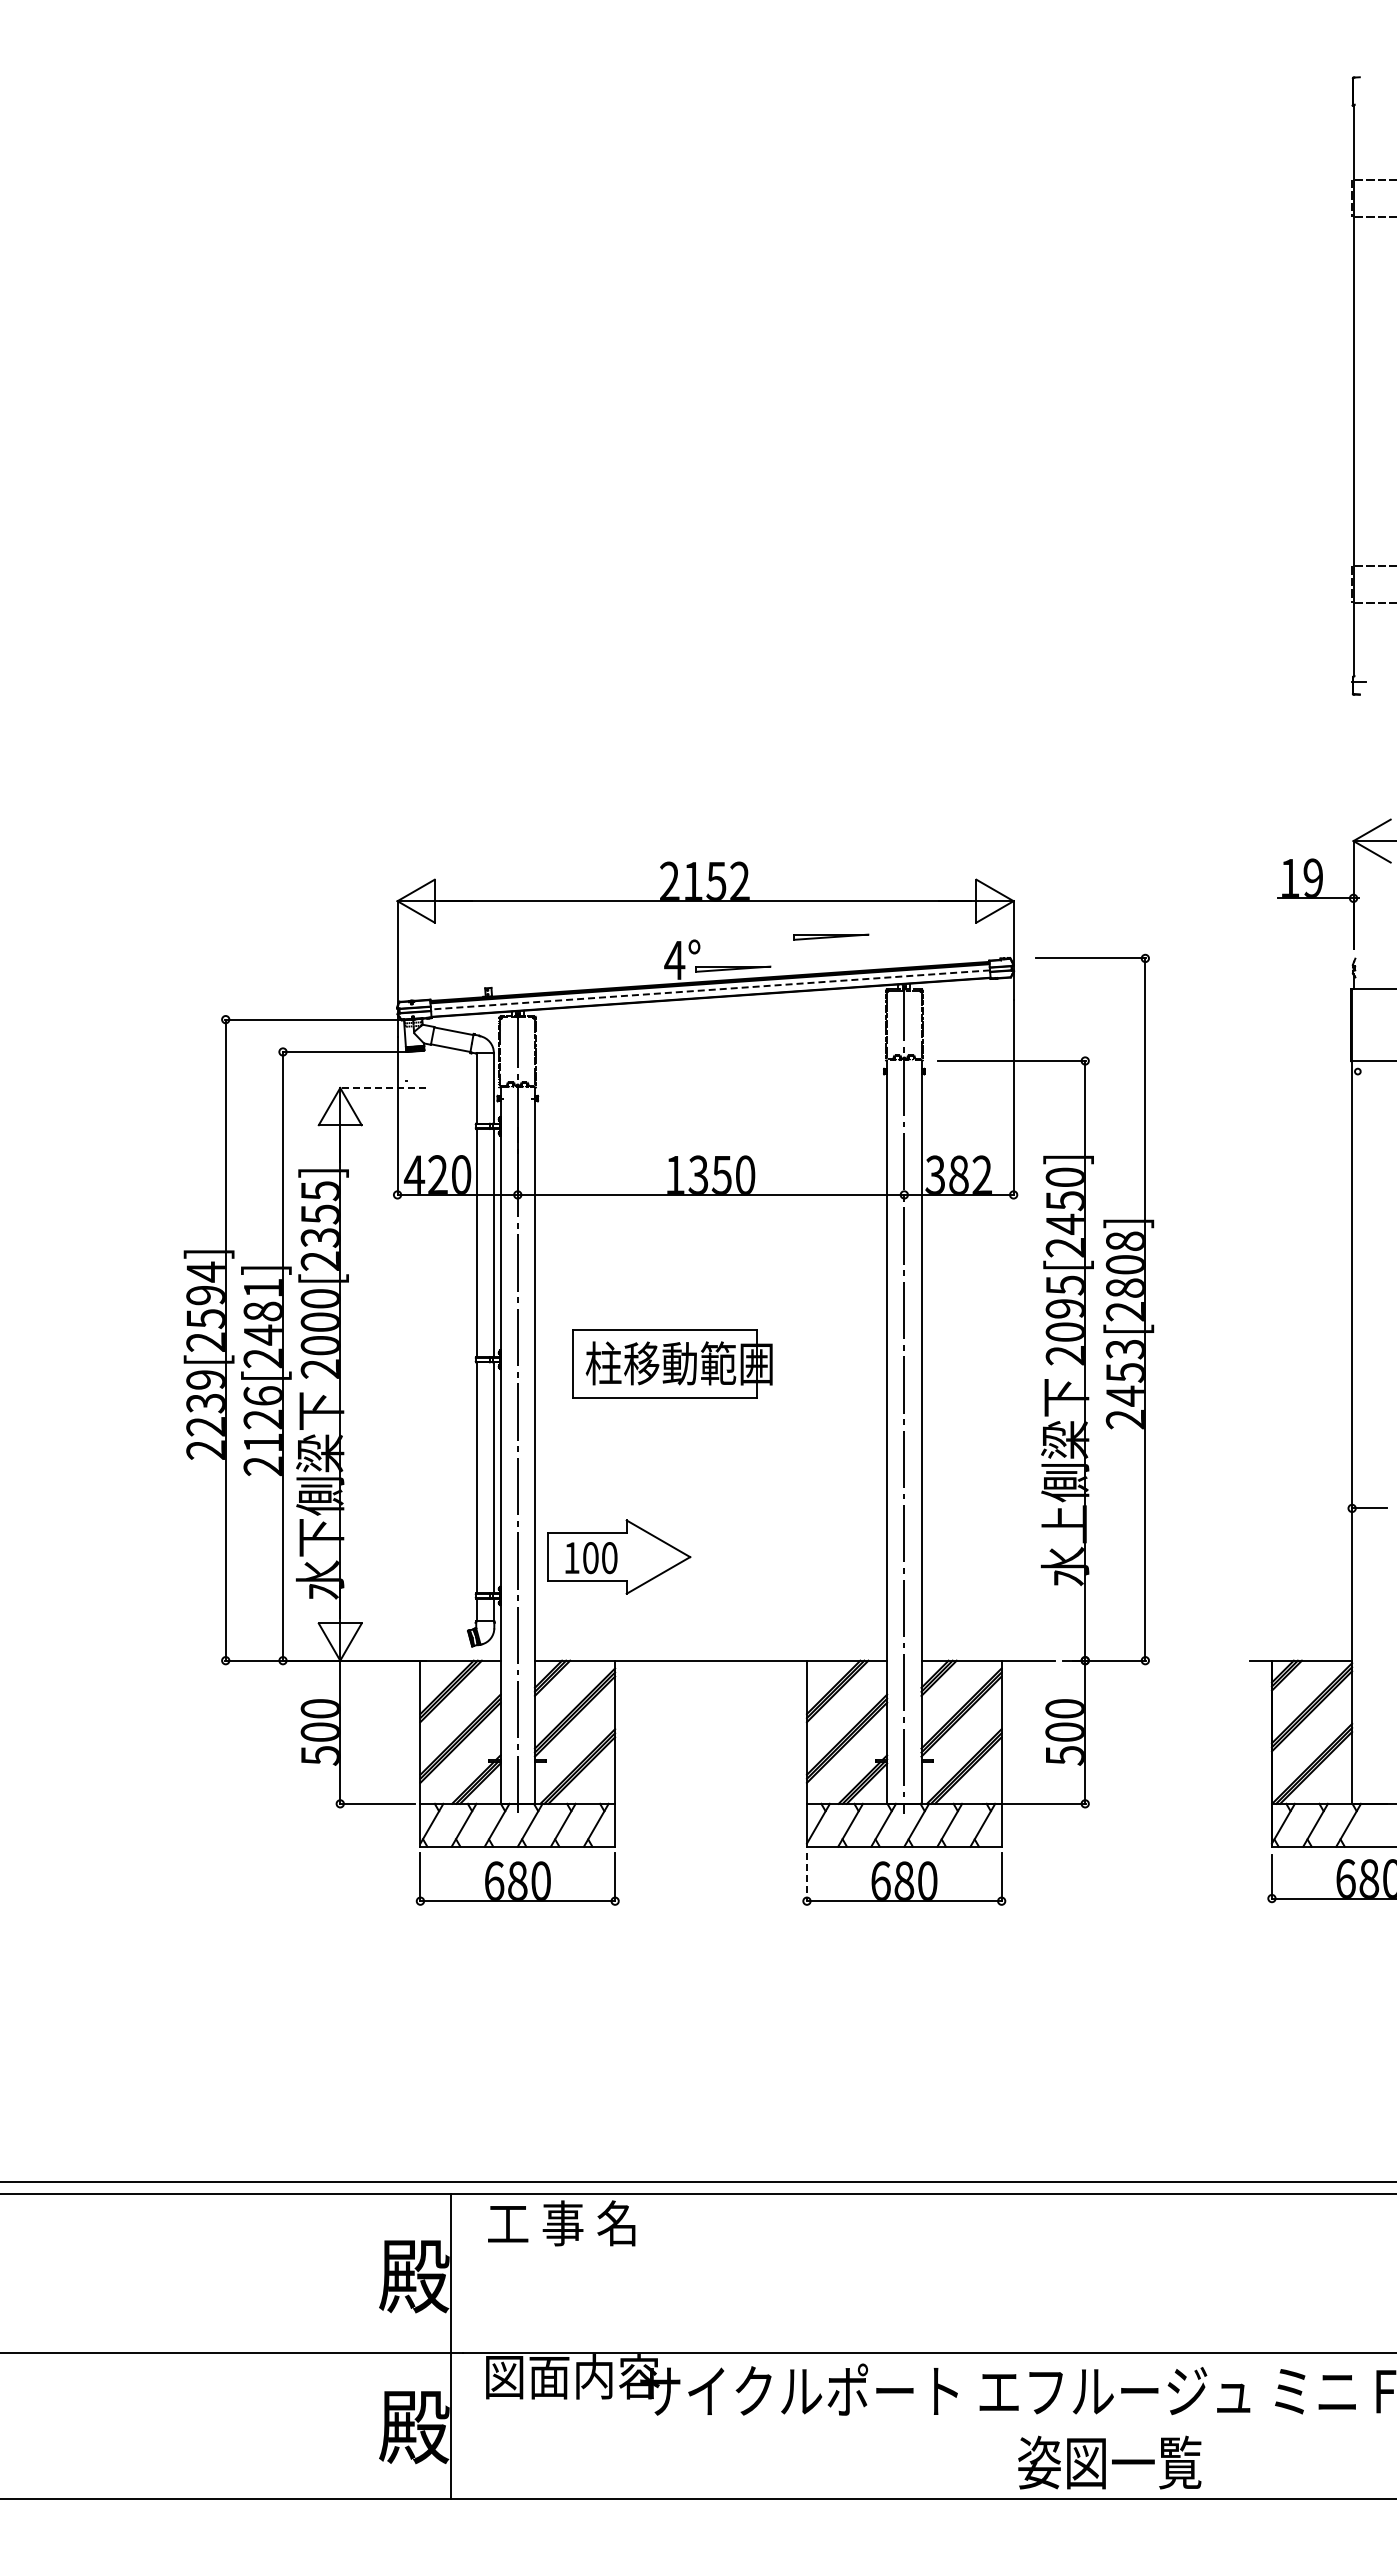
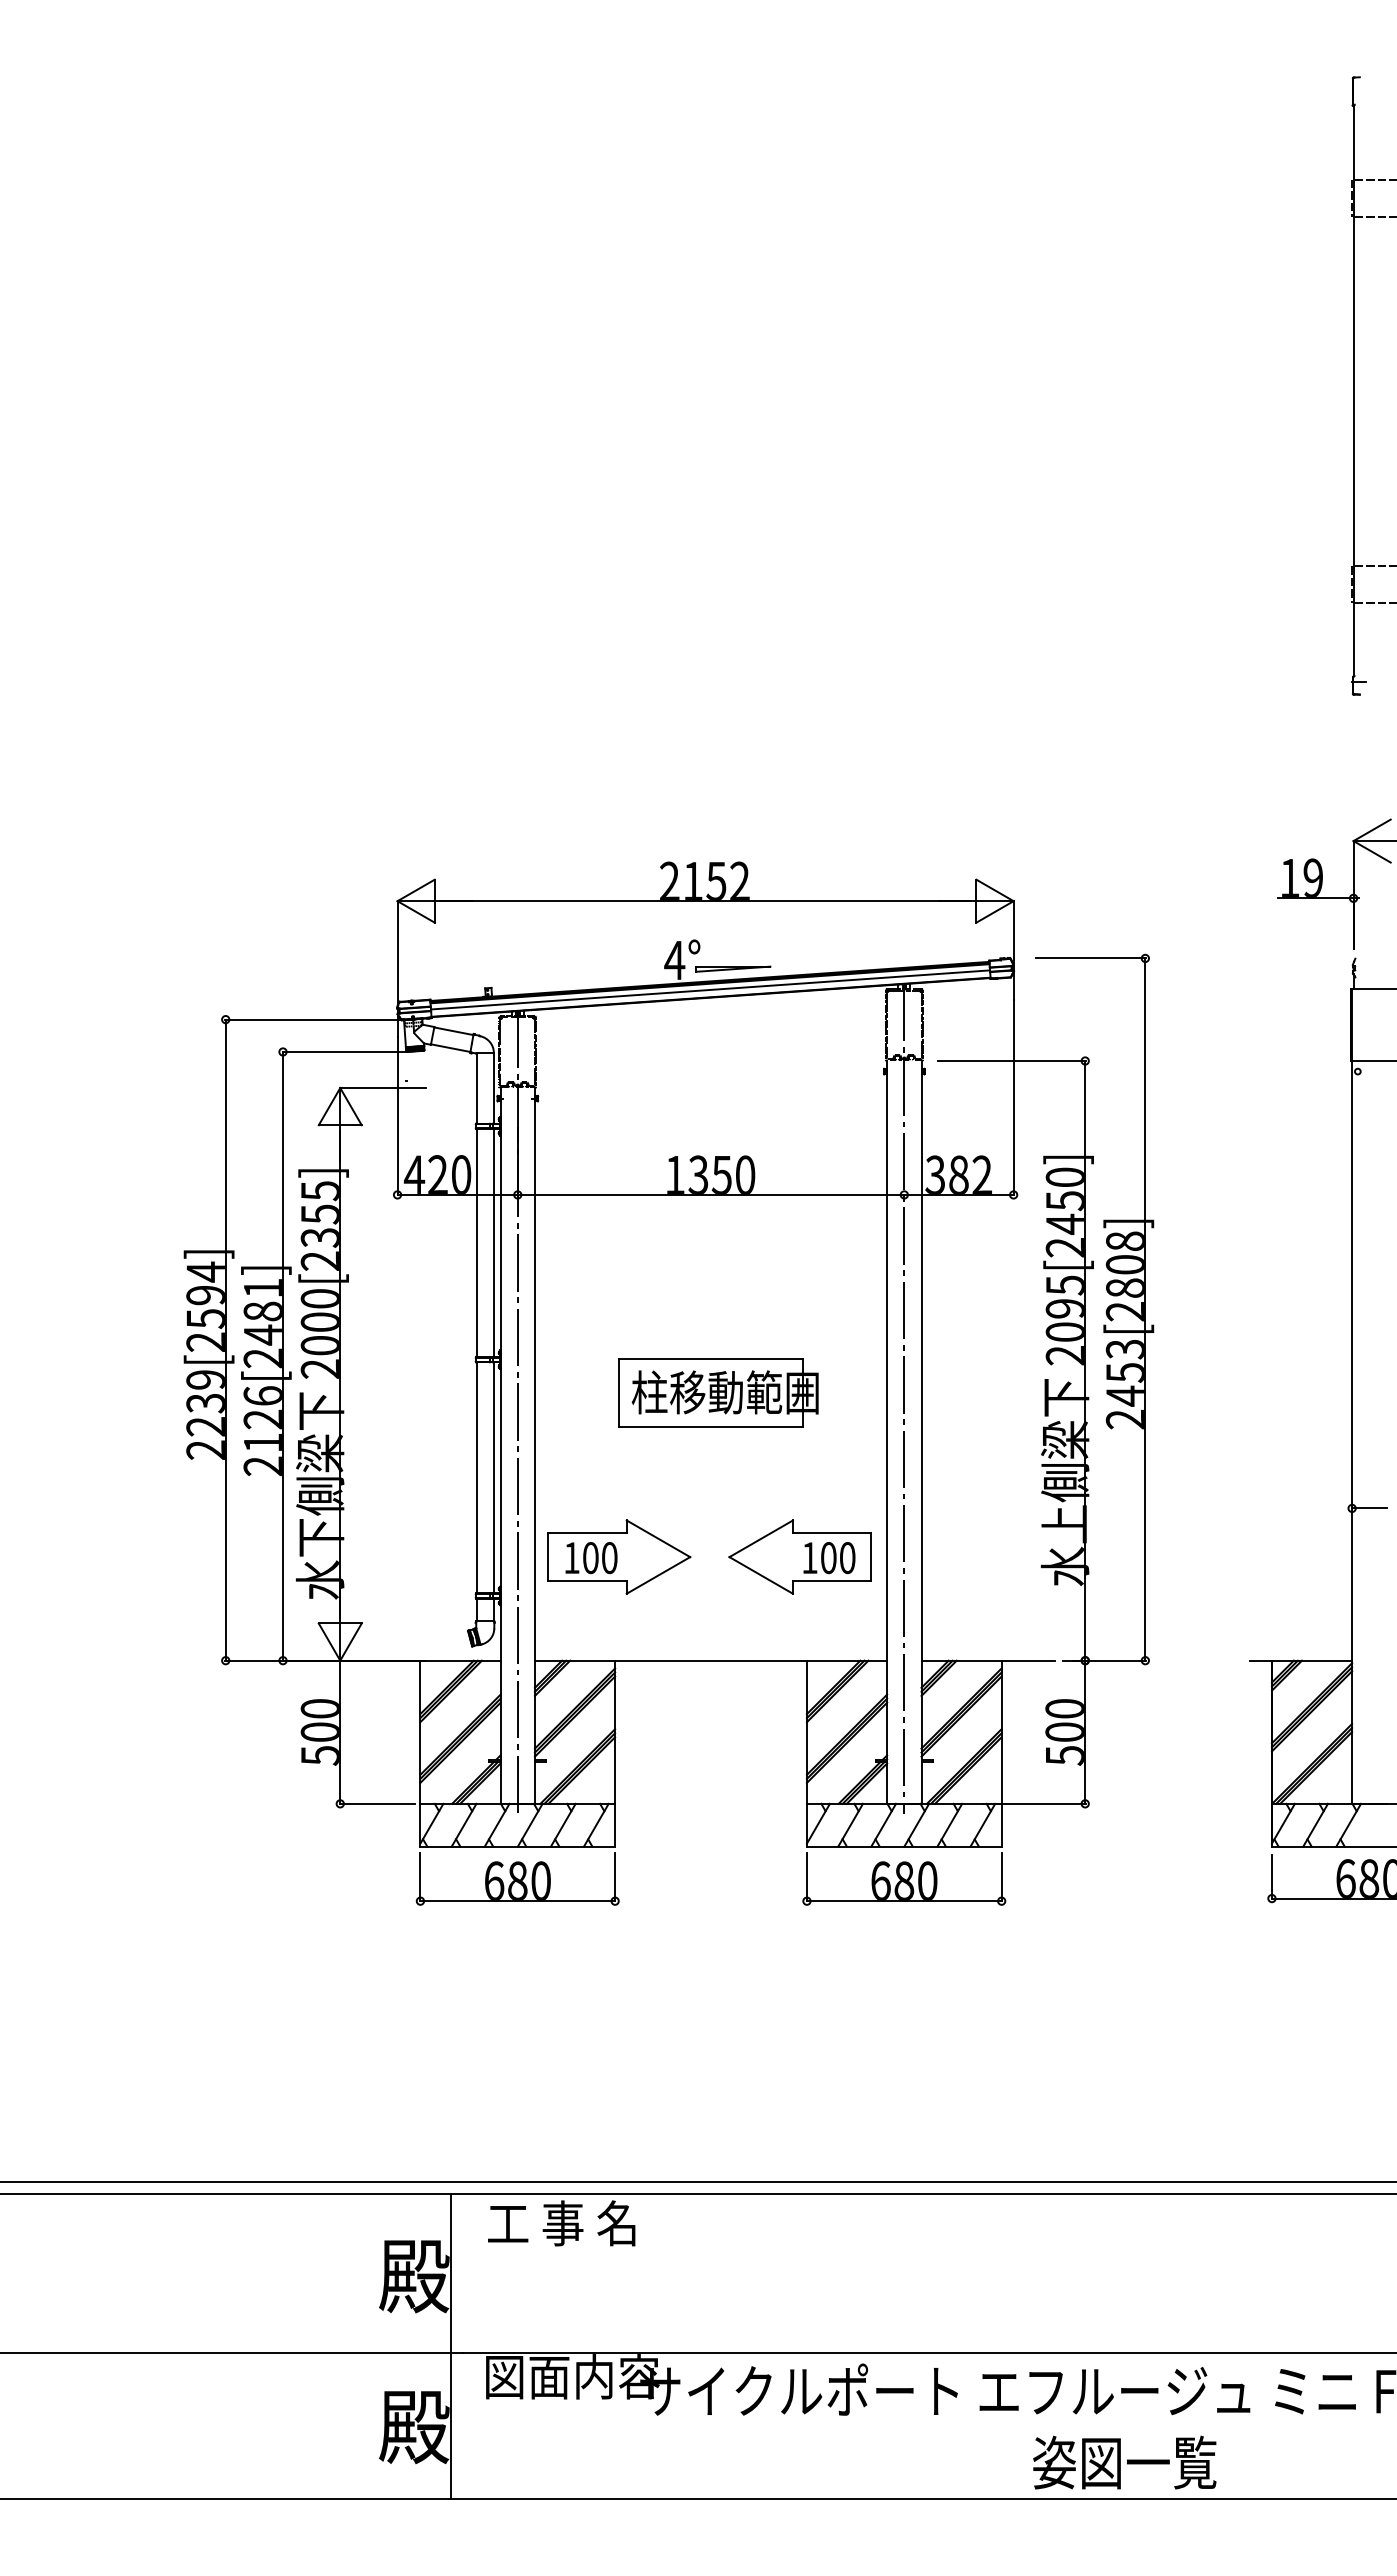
part: present -> none (831, 936)
line: dashed -> solid (710, 989)
line: dashed -> solid (382, 1088)
part position: (672, 1363) -> (718, 1392) (718, 1392)
part: none -> present (799, 1556)
line: dashed -> solid (806, 1877)
text position: (1109, 2462) -> (1124, 2462) (1124, 2462)
